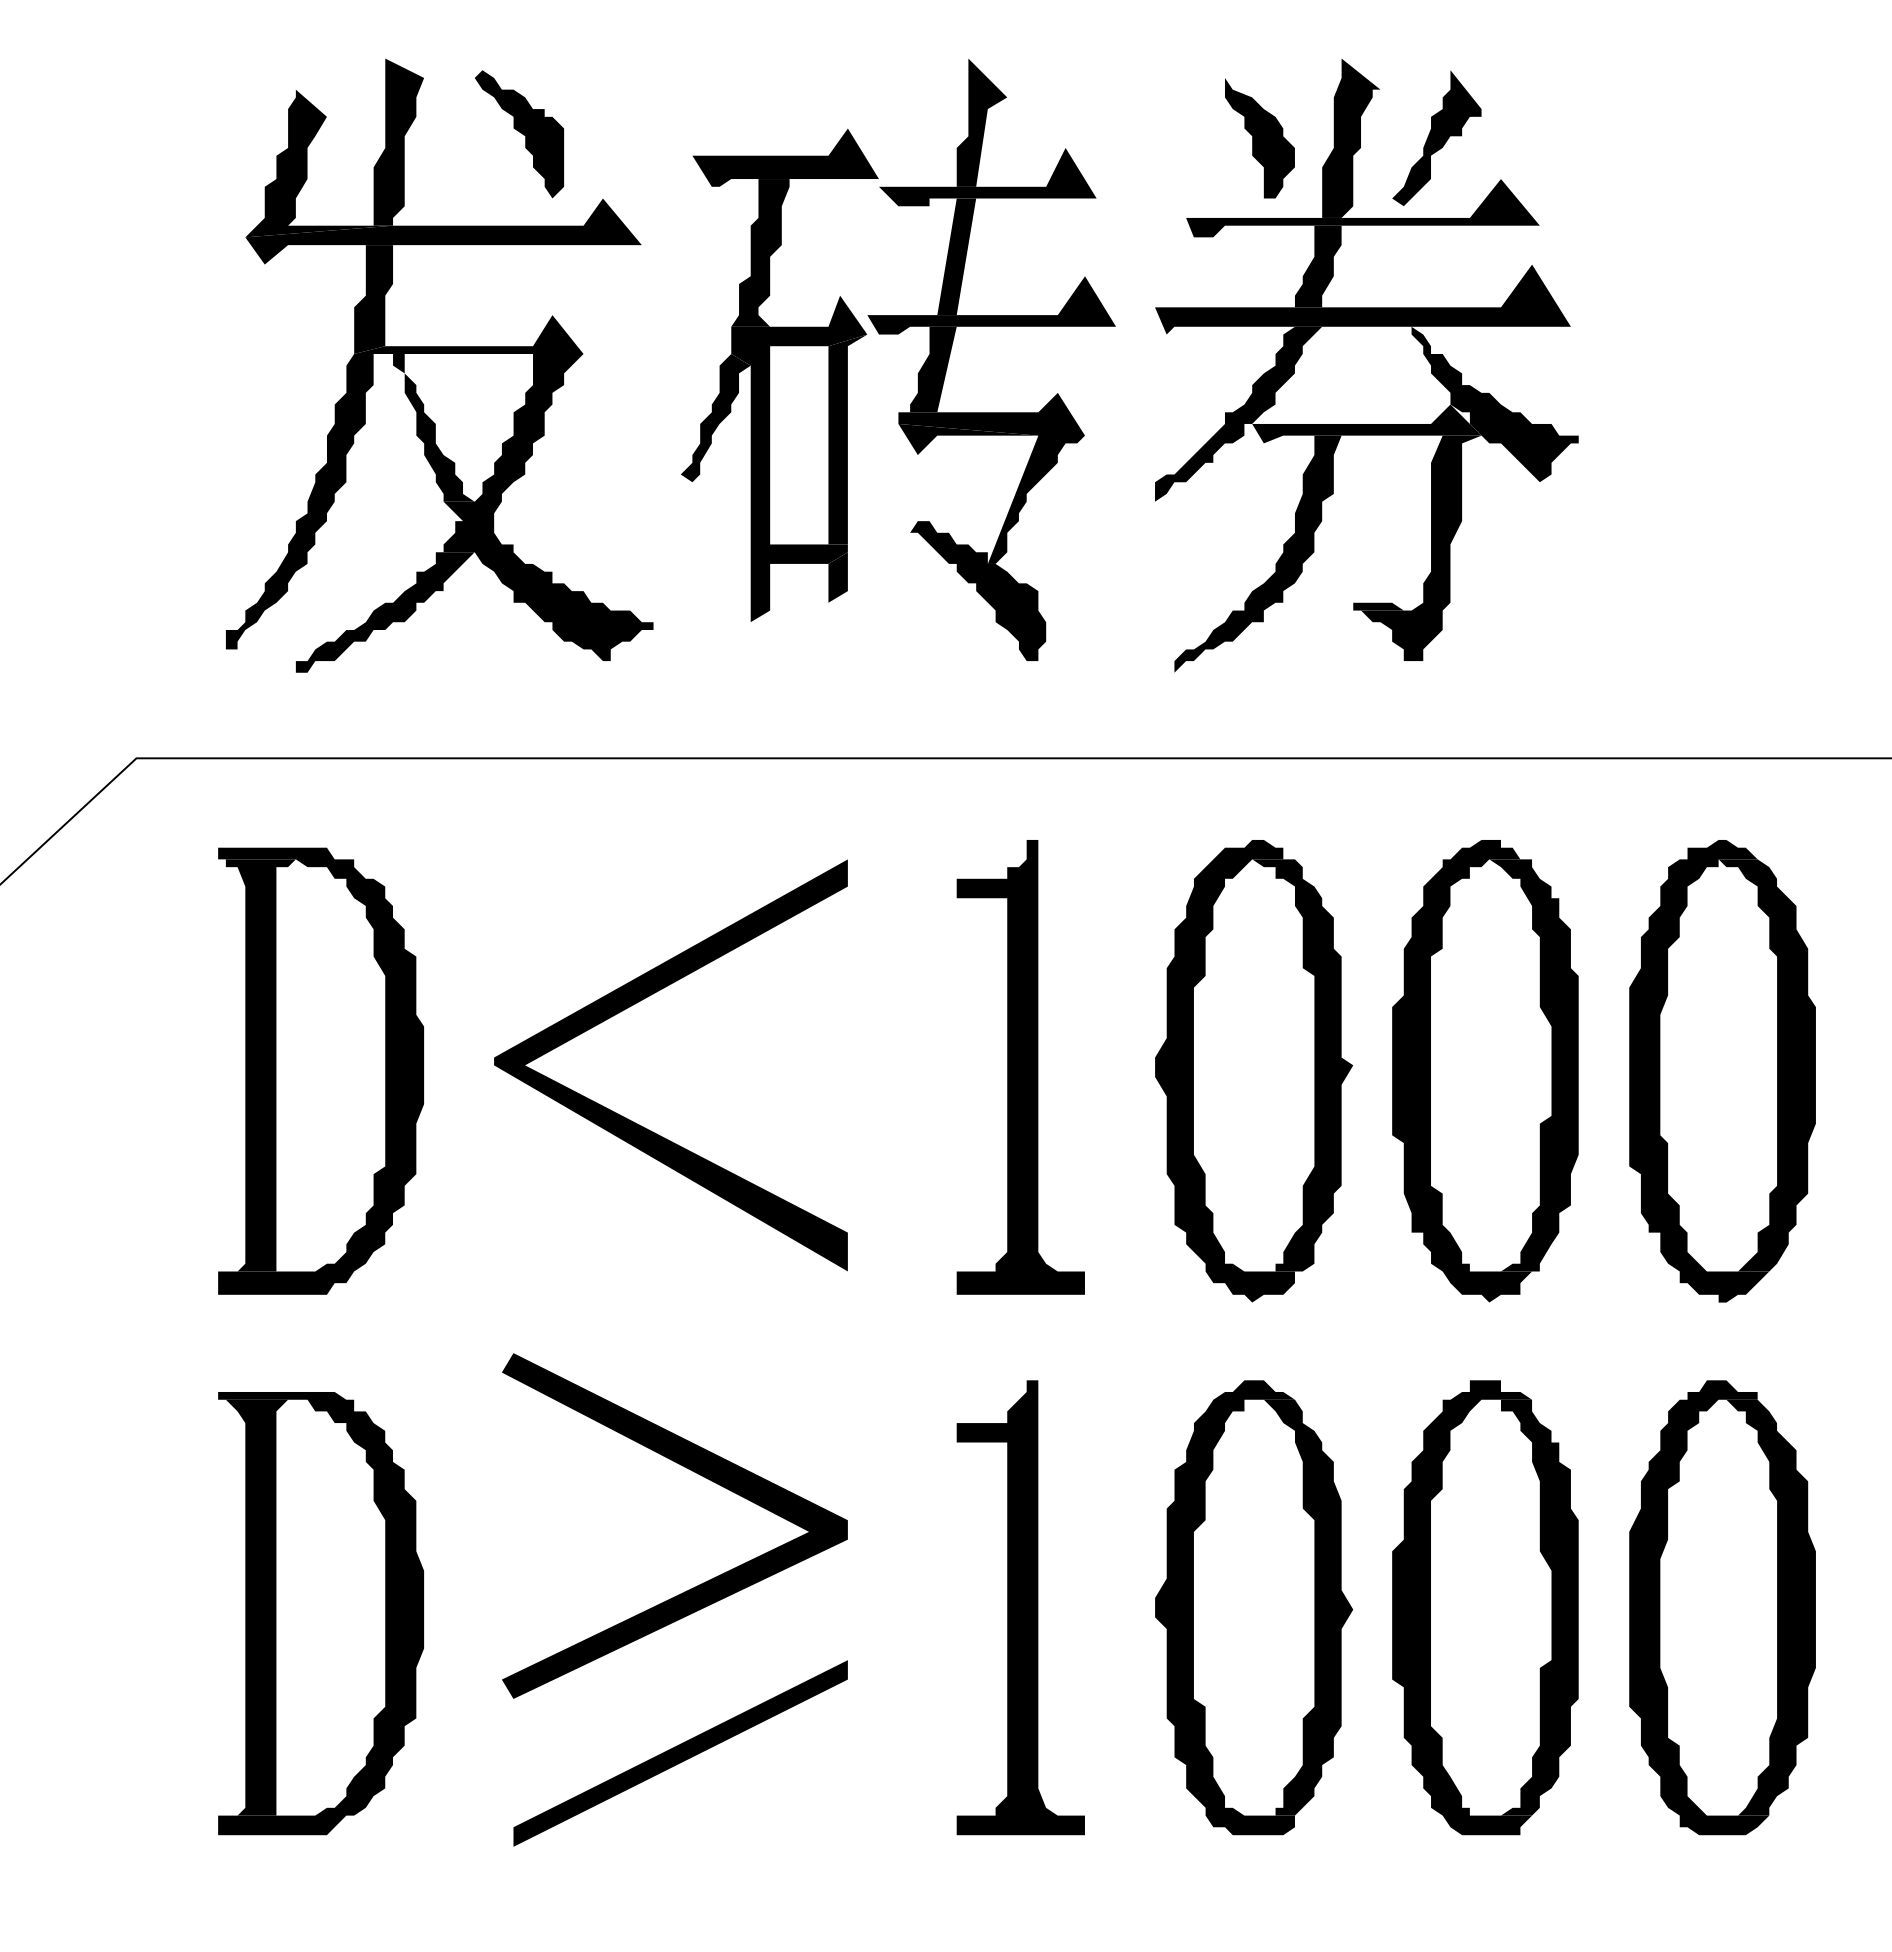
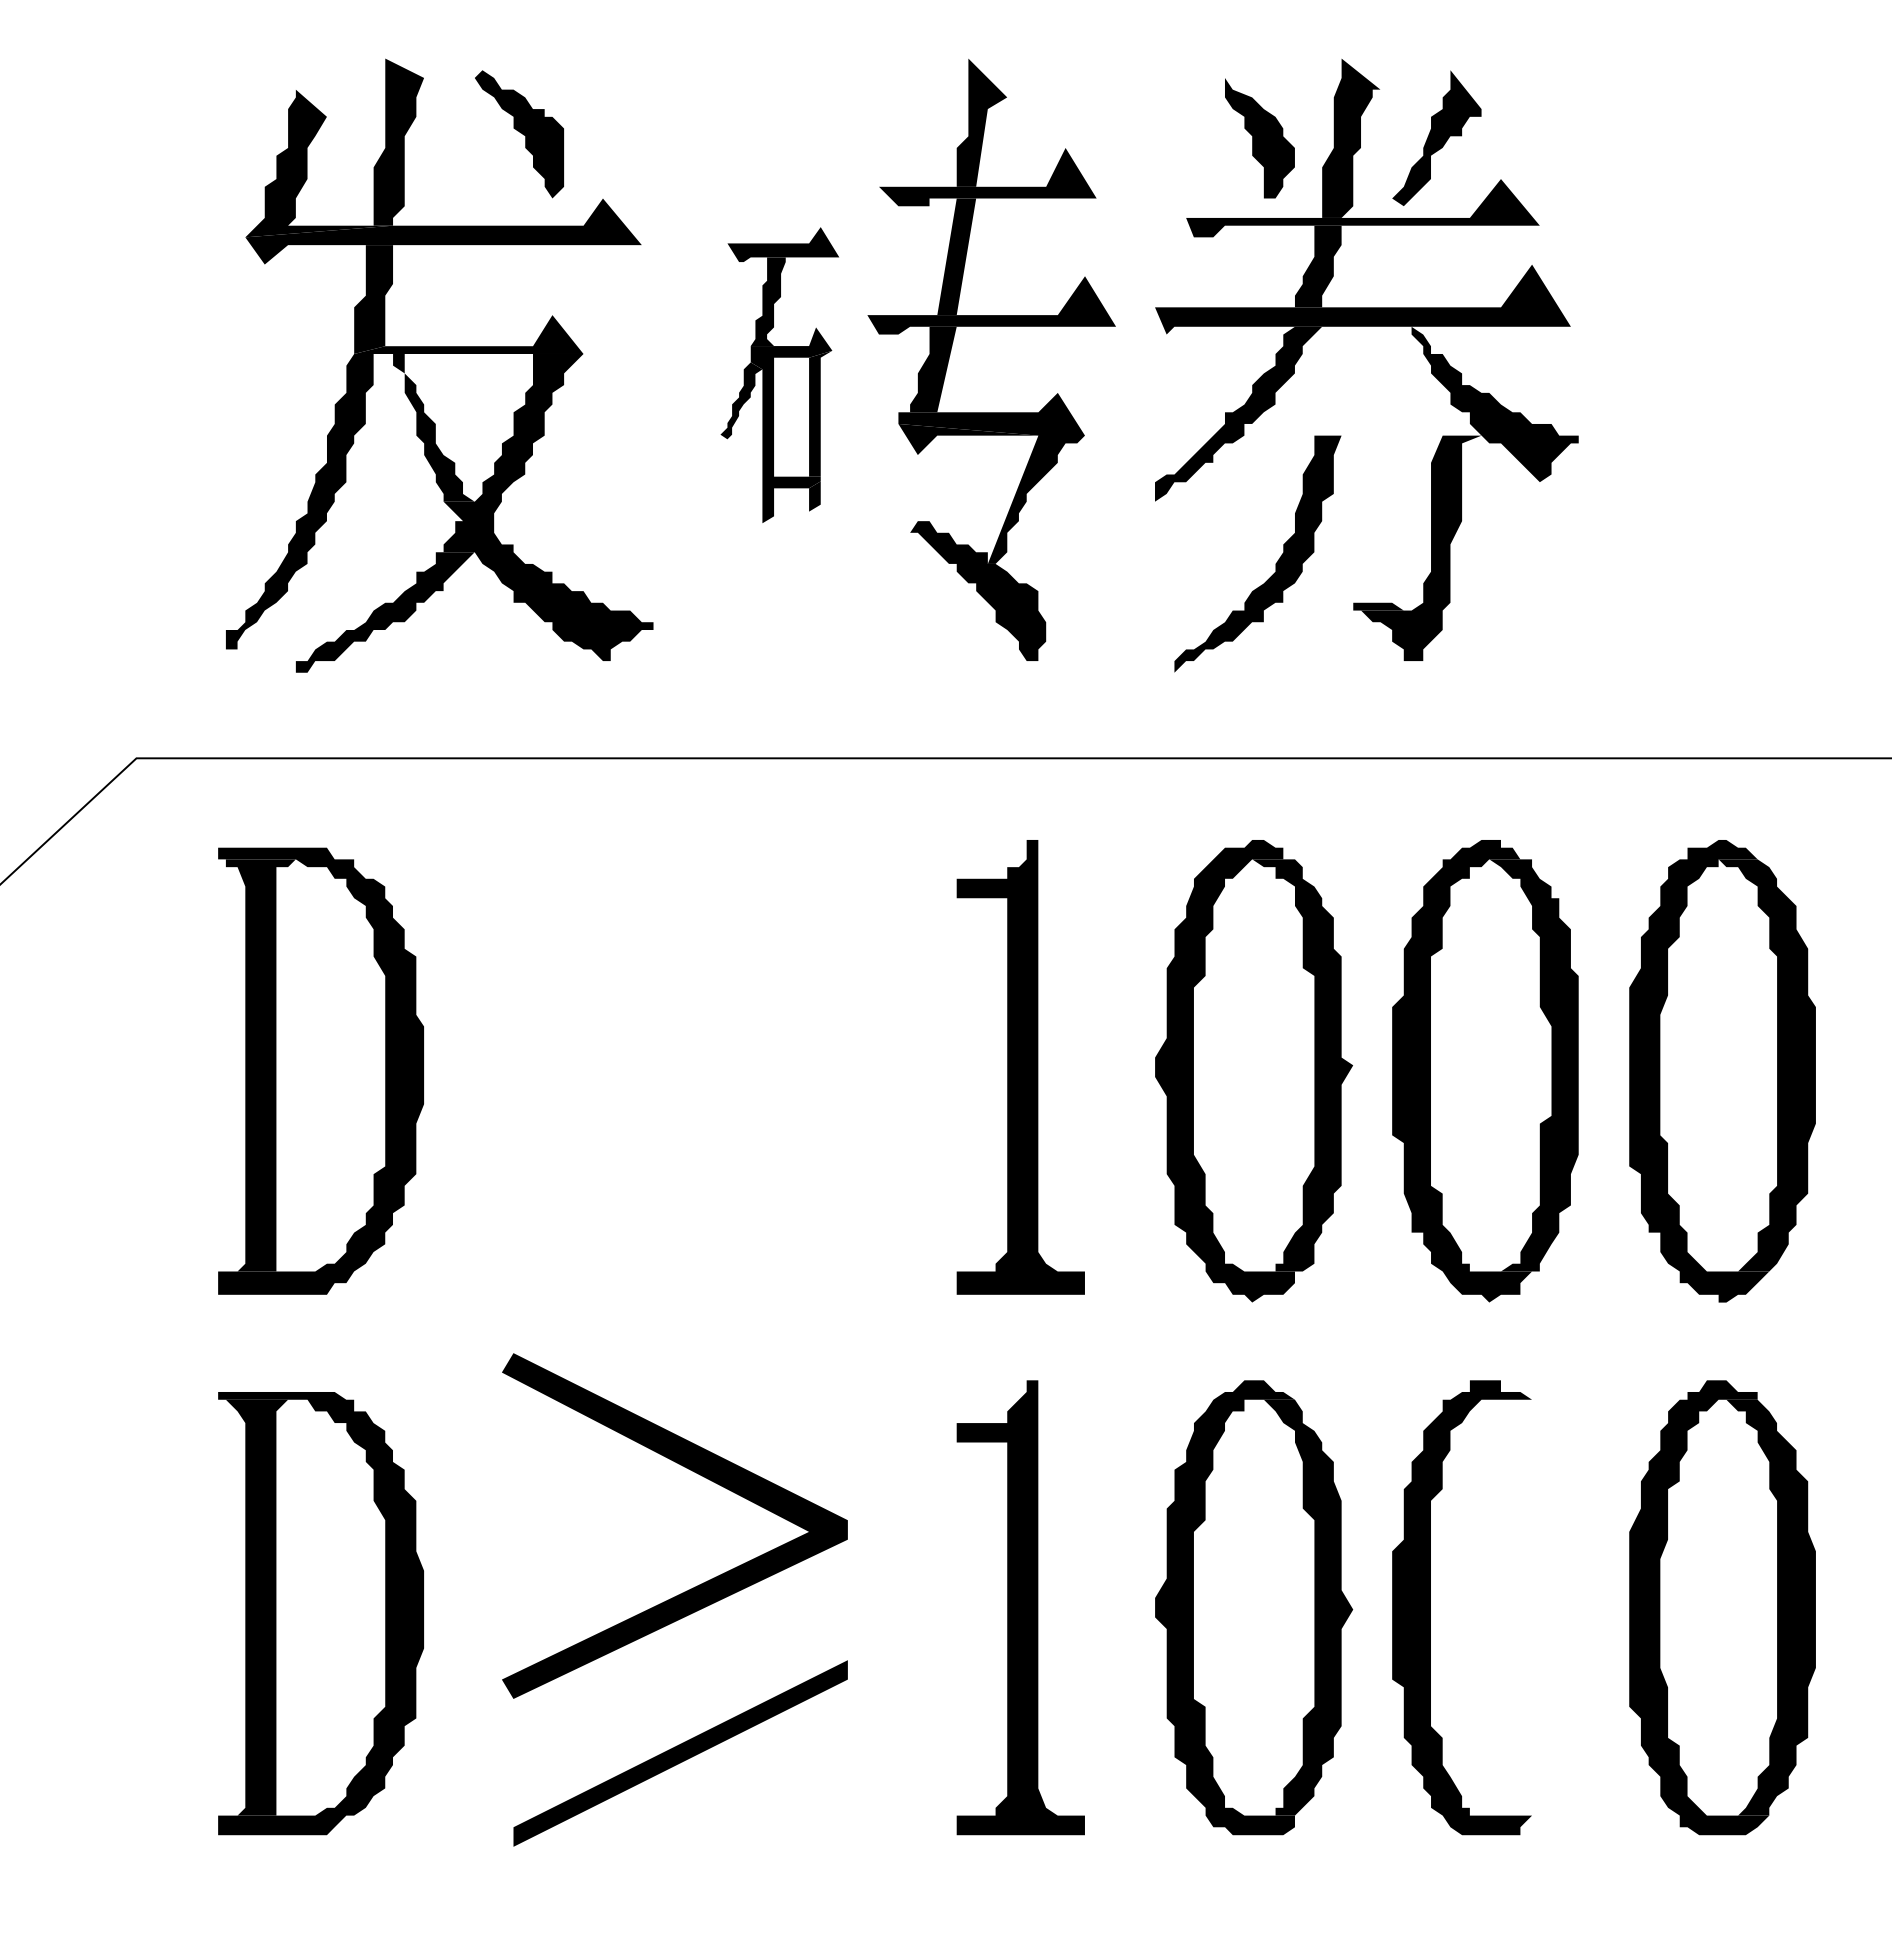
part size: 198x494 px -> 119x296 px (779, 374)
fill: present -> none (1366, 423)
part: present -> none (641, 1125)
fill: present -> none (1533, 1607)
